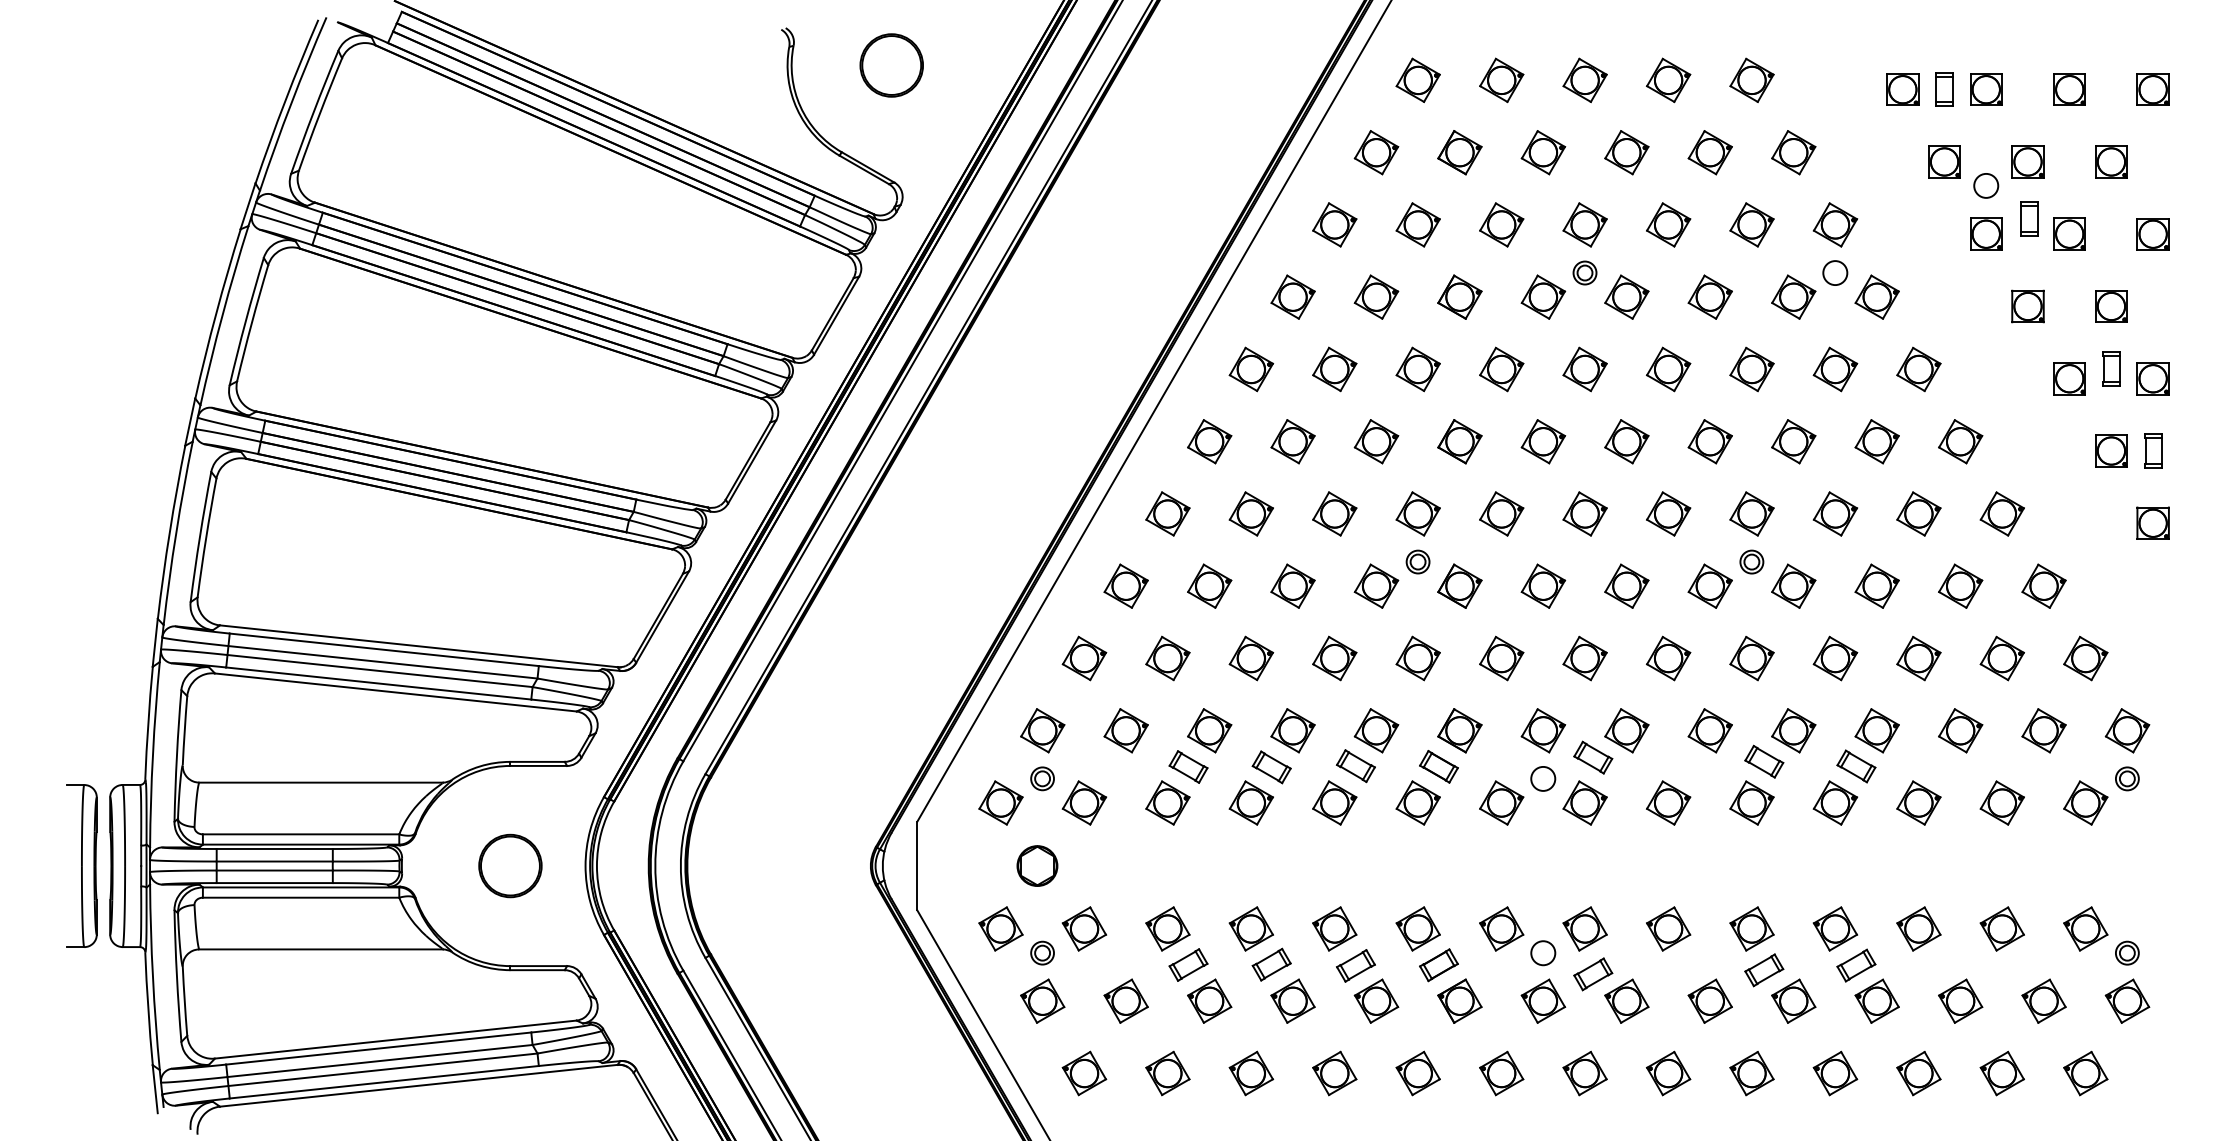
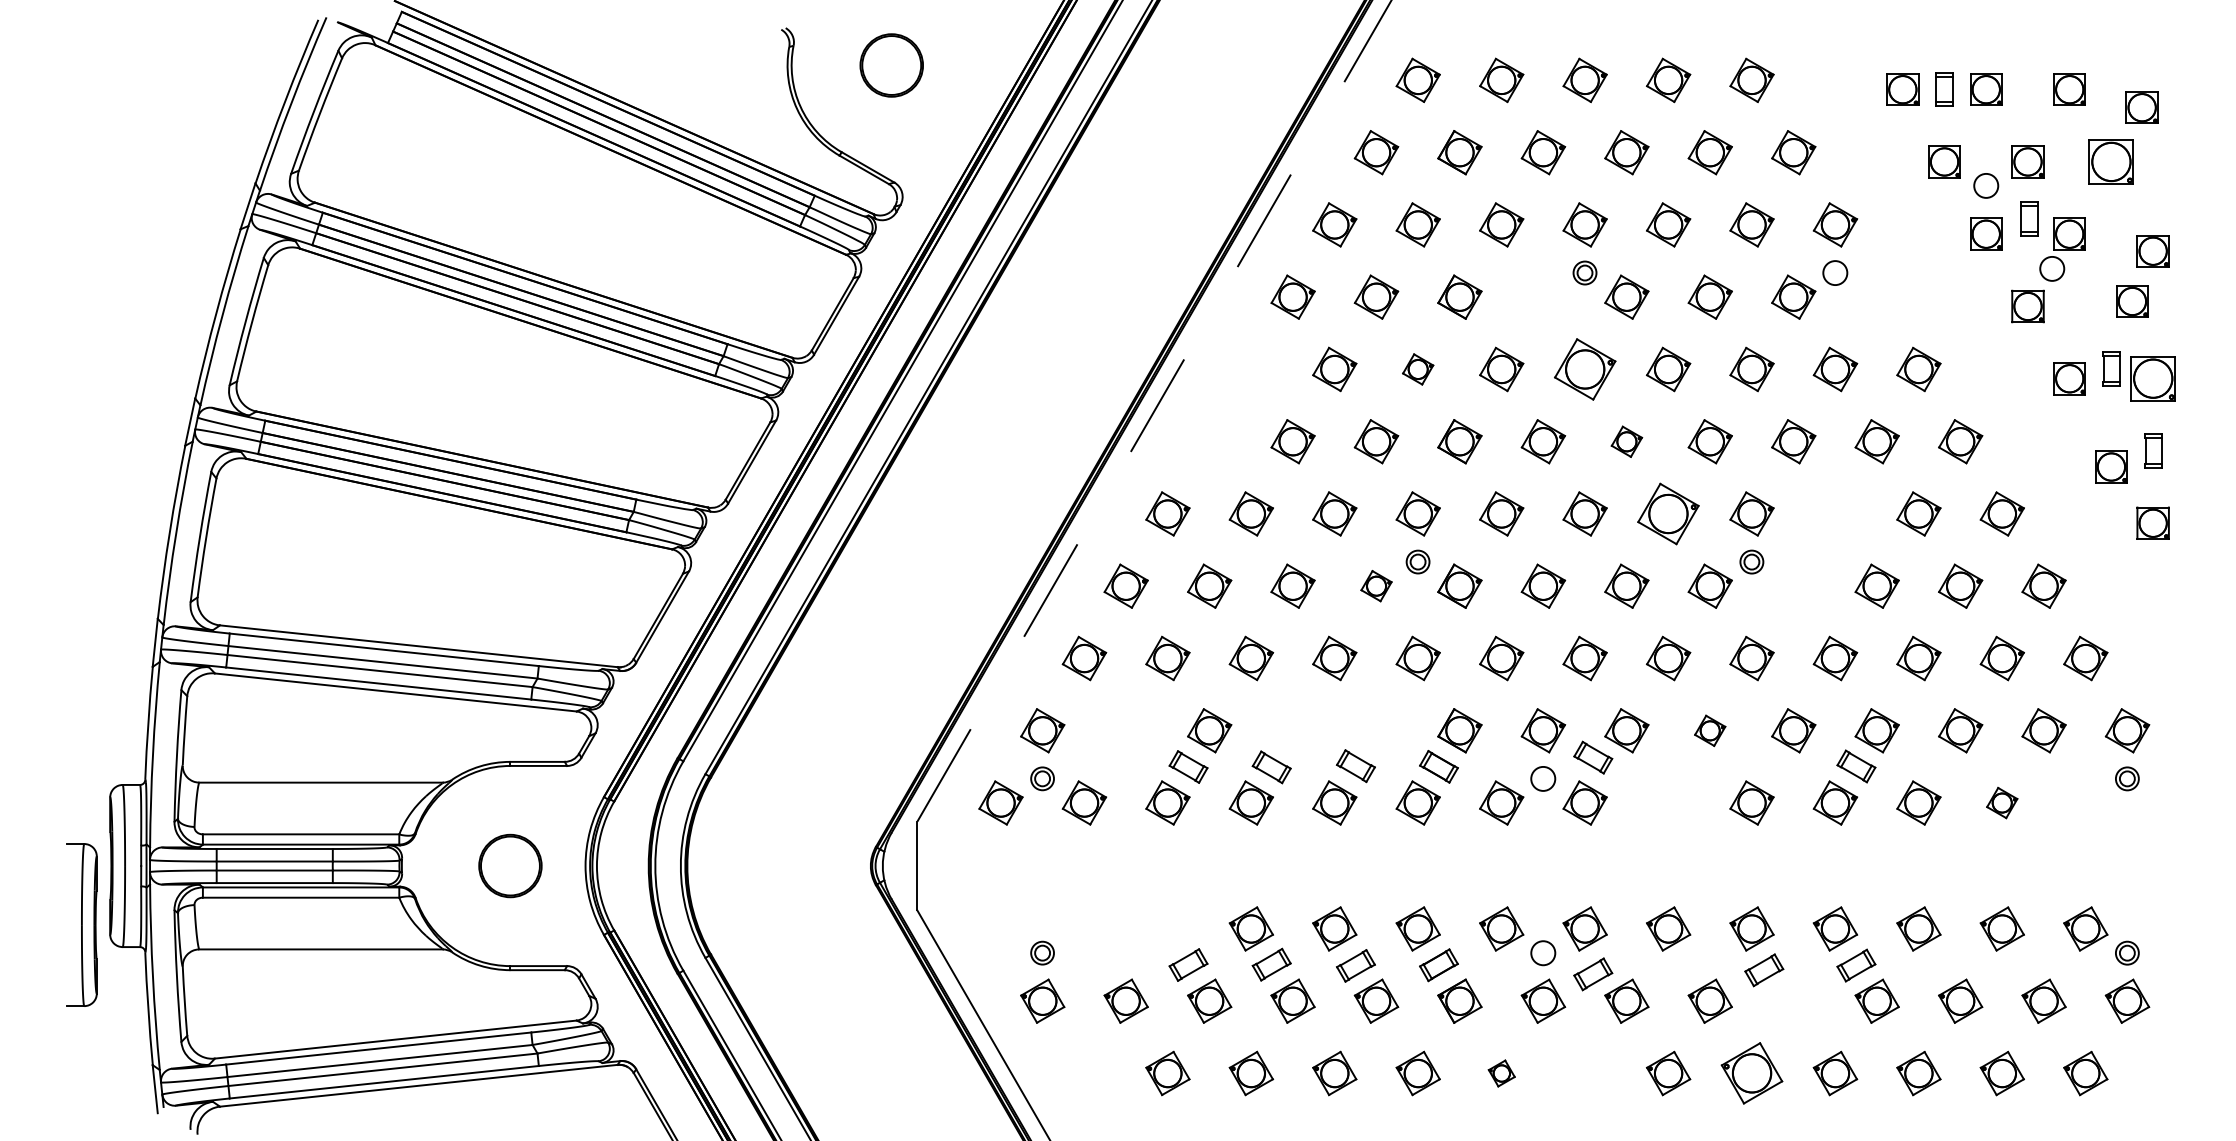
part position: (2152, 89) -> (2141, 107) (2141, 107)
part size: 33x34 px -> 46x46 px (2110, 161)
part position: (2152, 234) -> (2152, 251) (2152, 251)
circle: none -> present (2052, 268)
part: present -> none (1543, 296)
part: present -> none (1876, 296)
part position: (2111, 306) -> (2132, 301) (2132, 301)
part: present -> none (1251, 369)
part size: 46x47 px -> 33x33 px (1418, 369)
part size: 46x47 px -> 63x63 px (1585, 369)
part size: 34x34 px -> 46x46 px (2152, 378)
line: solid -> dashed (1154, 410)
part: present -> none (1209, 441)
part size: 46x46 px -> 34x33 px (1626, 441)
part position: (2111, 450) -> (2111, 466) (2111, 466)
part size: 46x46 px -> 63x64 px (1668, 513)
part: present -> none (1834, 513)
part size: 47x46 px -> 33x33 px (1376, 586)
part: present -> none (1793, 585)
part: present -> none (1125, 730)
part: present -> none (1292, 730)
part: present -> none (1376, 730)
part size: 46x46 px -> 33x34 px (1710, 730)
part: present -> none (1764, 761)
part: present -> none (1668, 802)
part size: 46x46 px -> 33x34 px (2002, 802)
part: present -> none (2085, 802)
part position: (81, 865) -> (81, 924) (81, 924)
part: present -> none (1037, 865)
part: present -> none (1000, 928)
part: present -> none (1084, 928)
part: present -> none (1167, 928)
part: present -> none (1793, 1000)
part: present -> none (1084, 1073)
part size: 46x47 px -> 29x29 px (1501, 1073)
part: present -> none (1584, 1073)
part size: 46x46 px -> 64x63 px (1751, 1073)
